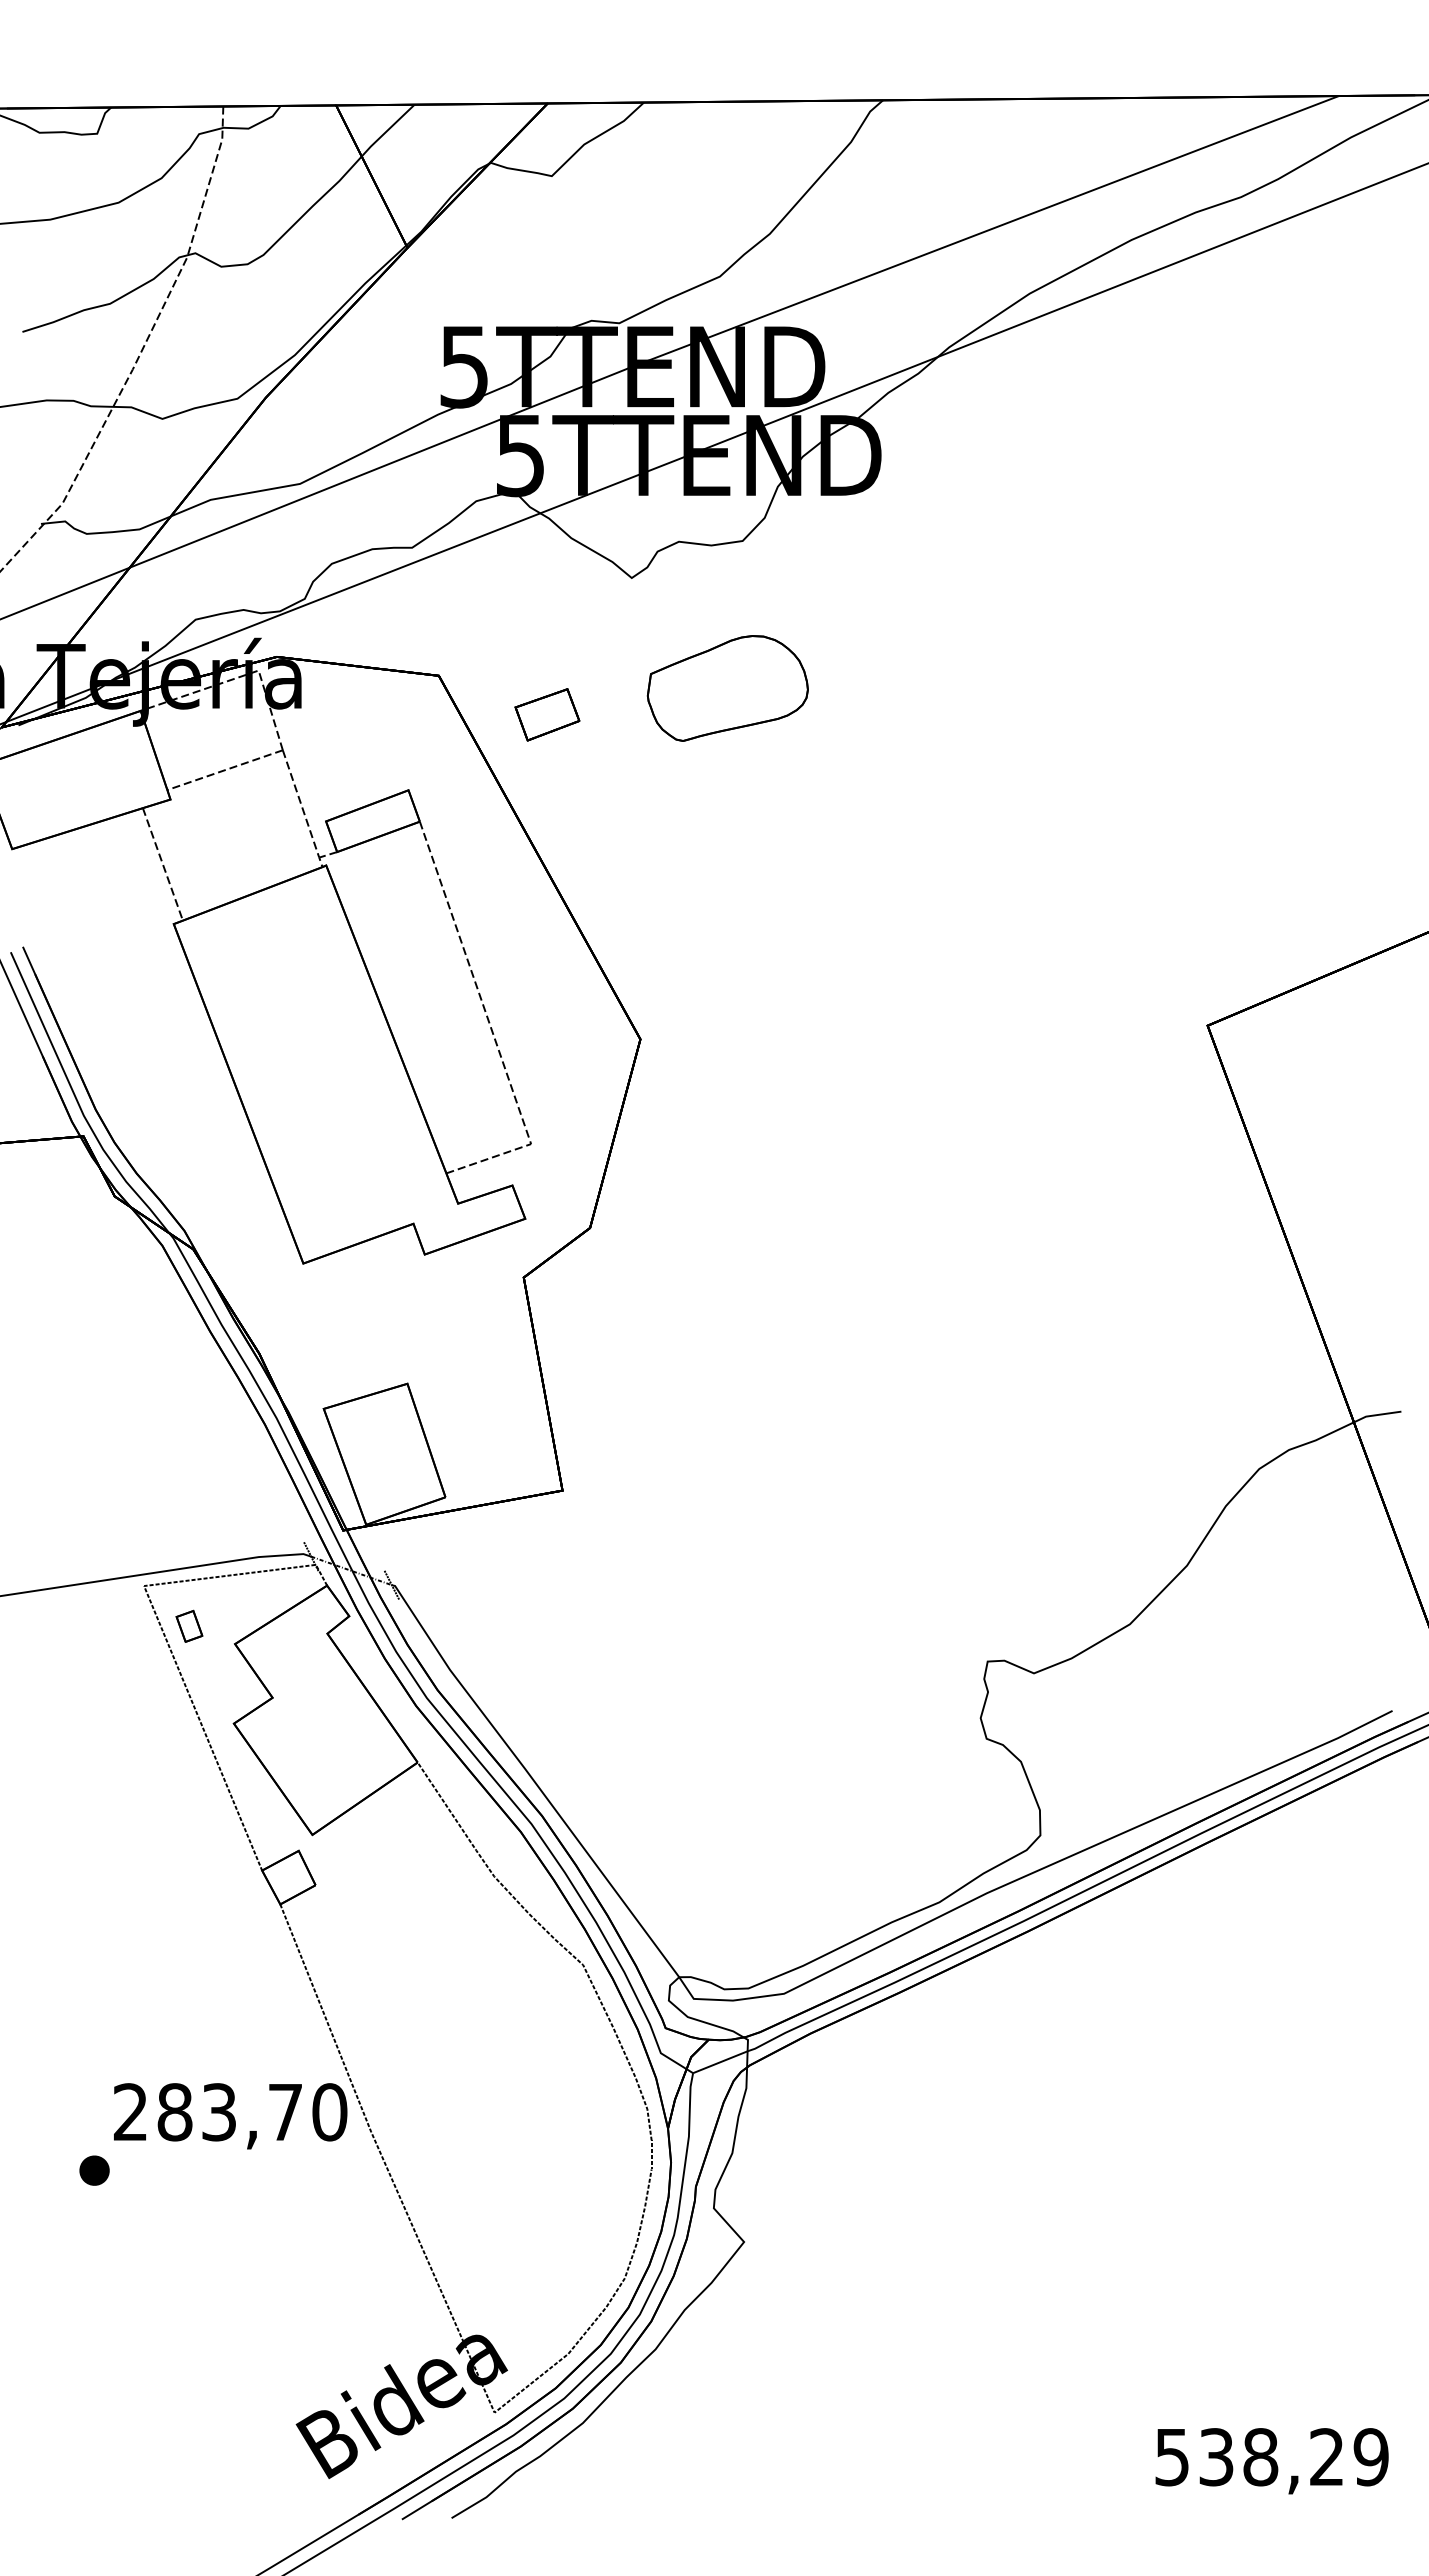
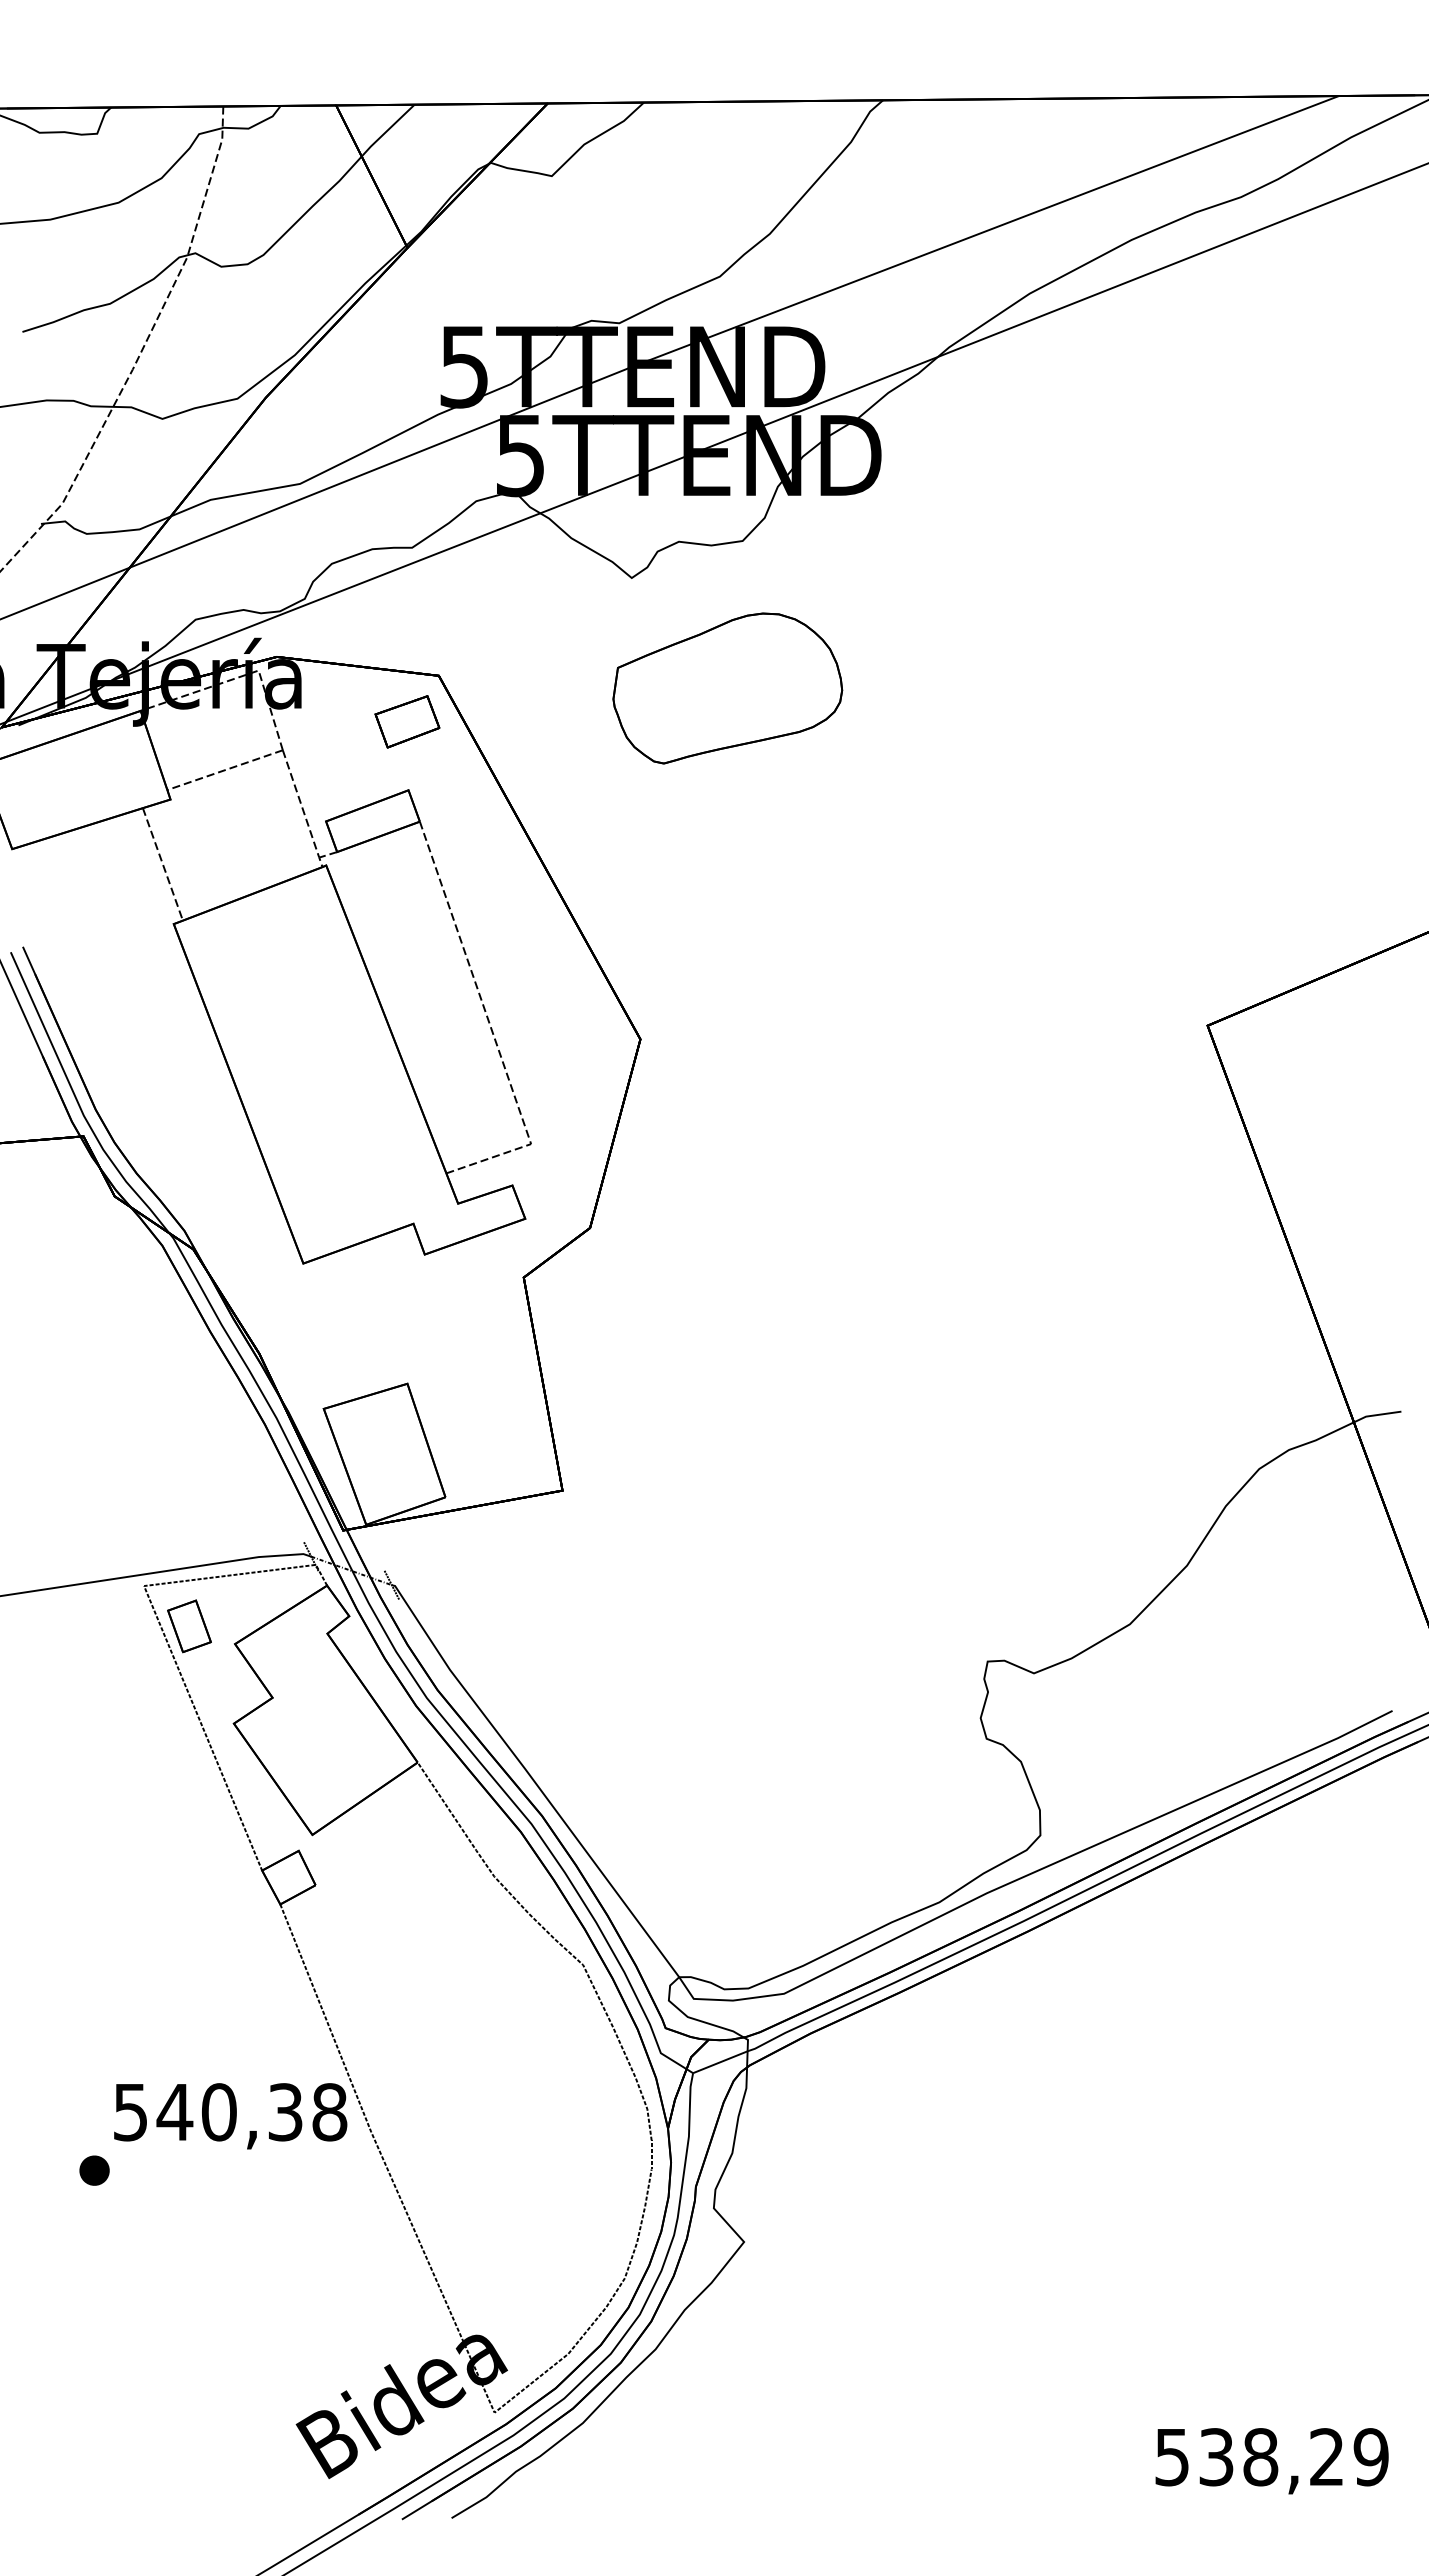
part size: 163x107 px -> 232x153 px (727, 688)
part position: (547, 714) -> (407, 721) (407, 721)
part size: 29x34 px -> 45x55 px (189, 1626)
text: 283,70 -> 540,38 (230, 2112)
